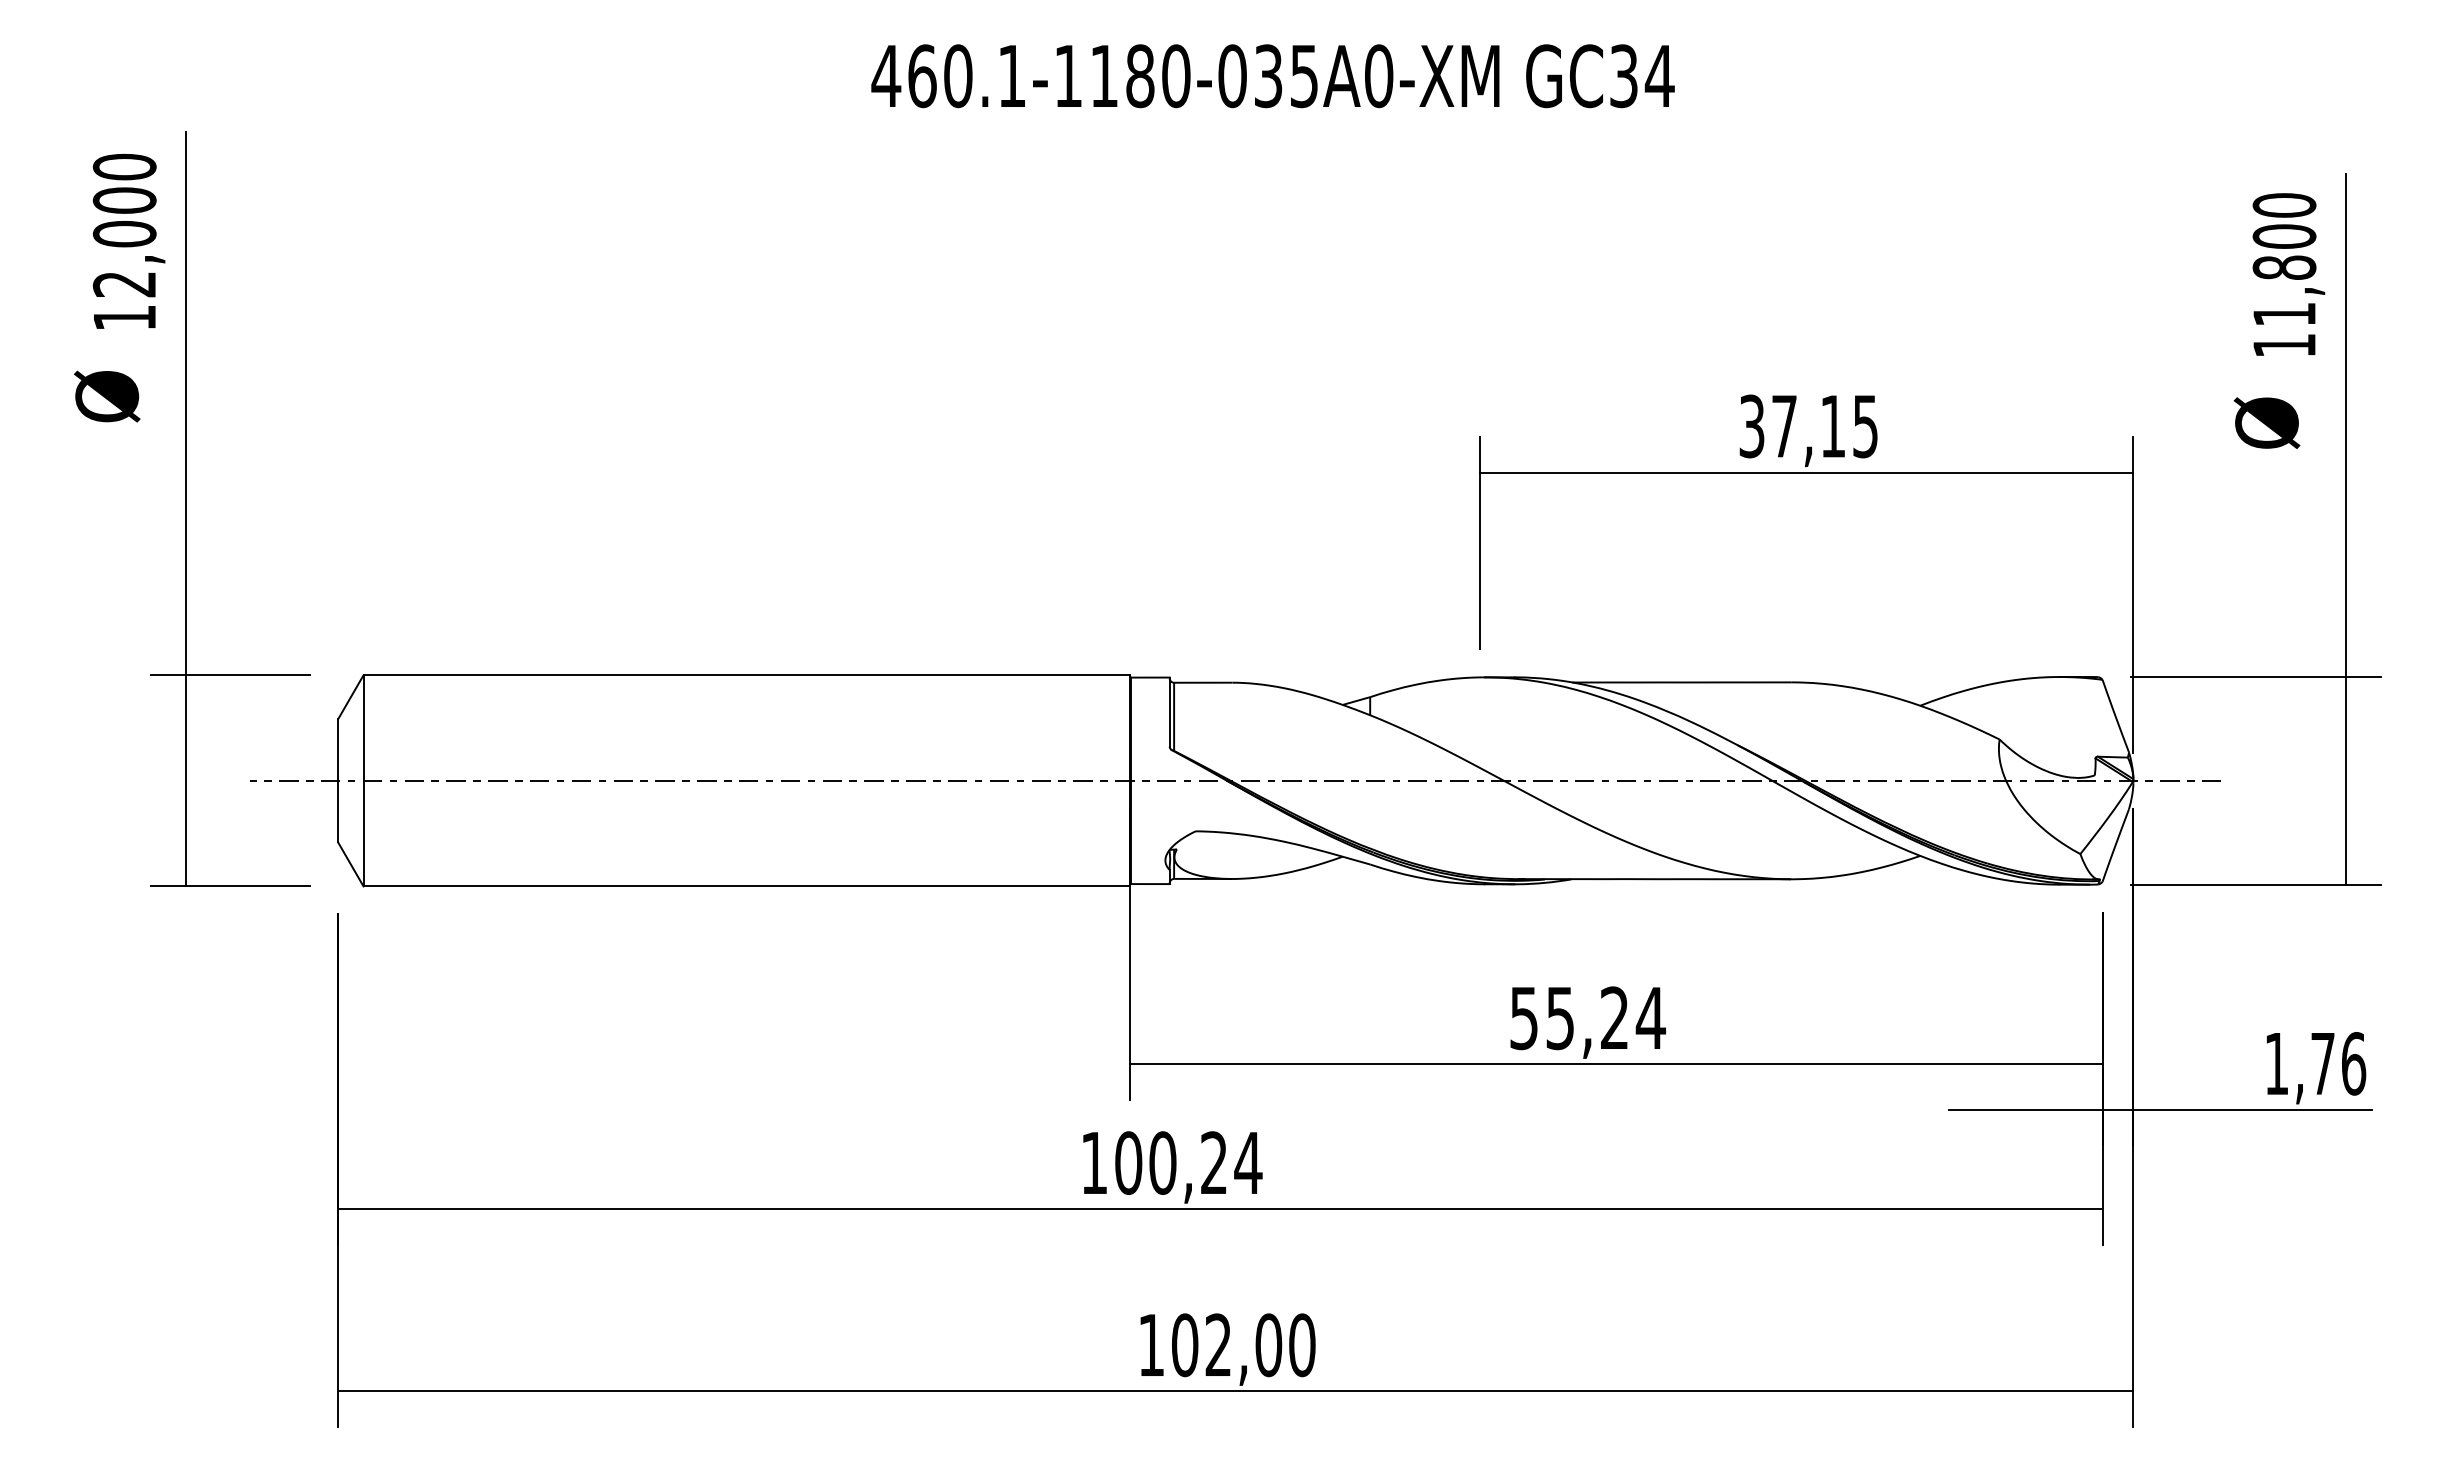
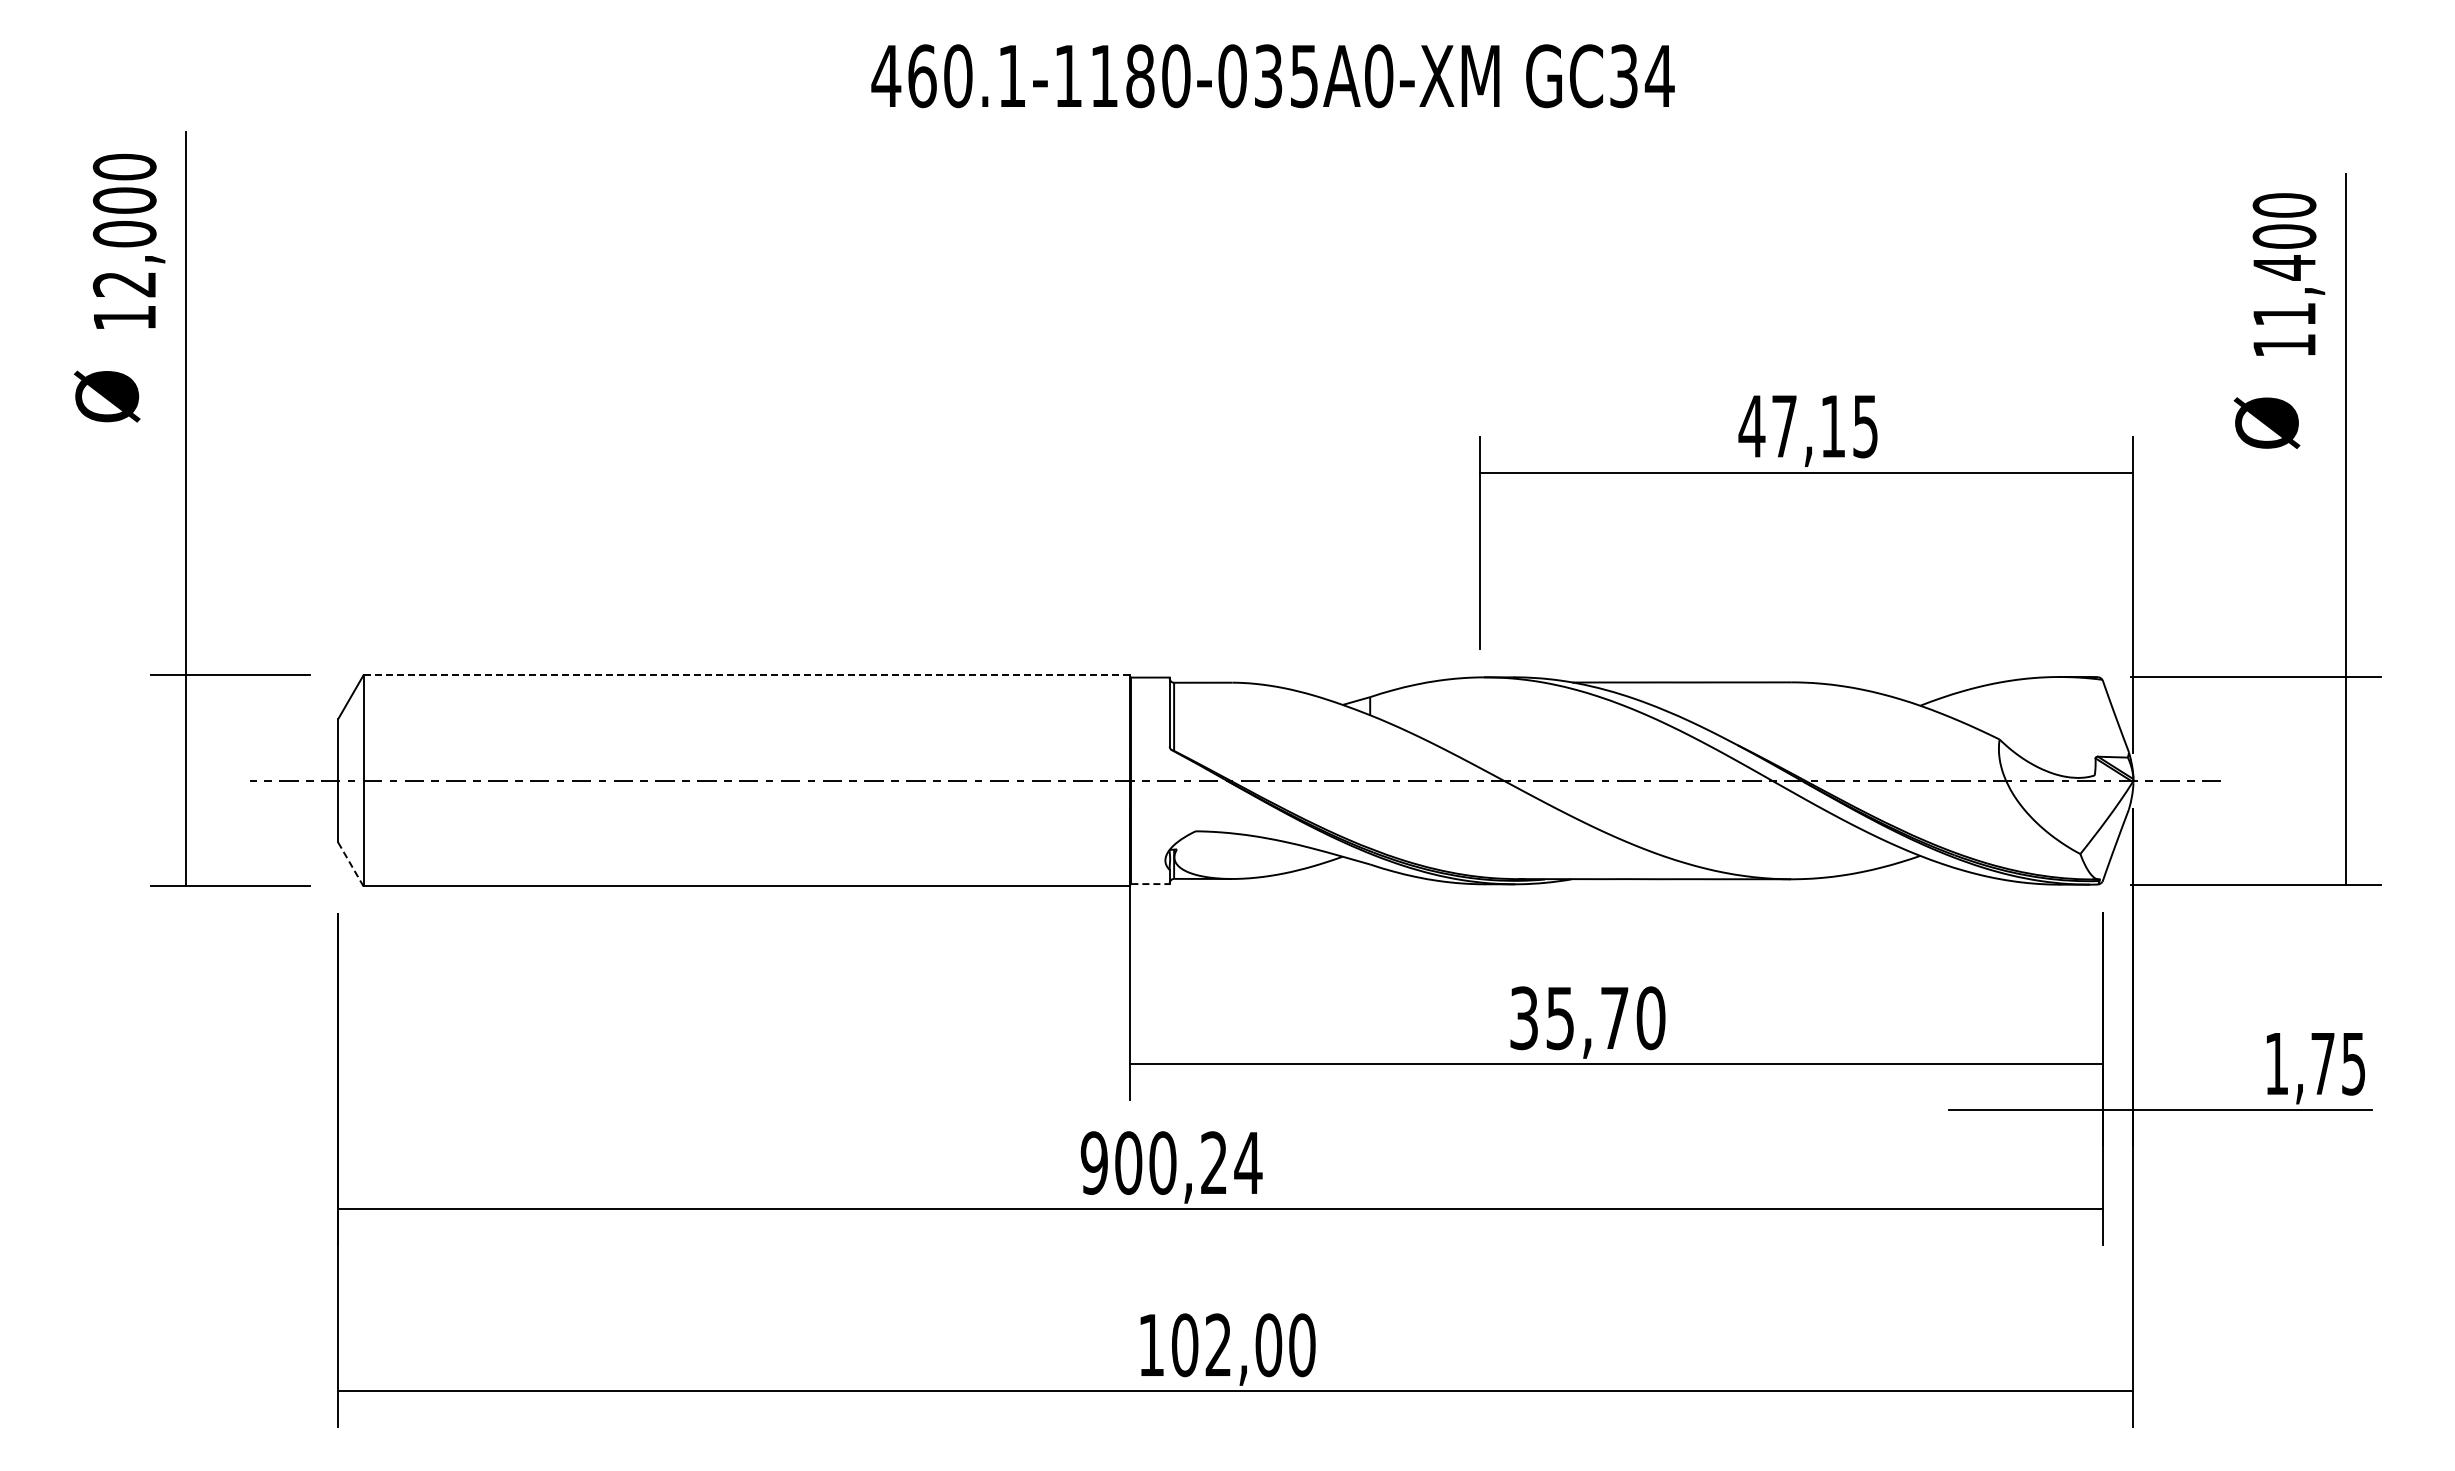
text: 11,800 -> 11,400 (2284, 267)
text: 37,15 -> 47,15 (1751, 426)
line: solid -> dashed (746, 675)
line: solid -> dashed (351, 864)
line: solid -> dashed (1151, 884)
text: 55,24 -> 35,70 (1587, 1018)
text: 1,76 -> 1,75 (2354, 1063)
text: 100,24 -> 900,24 (1093, 1162)
